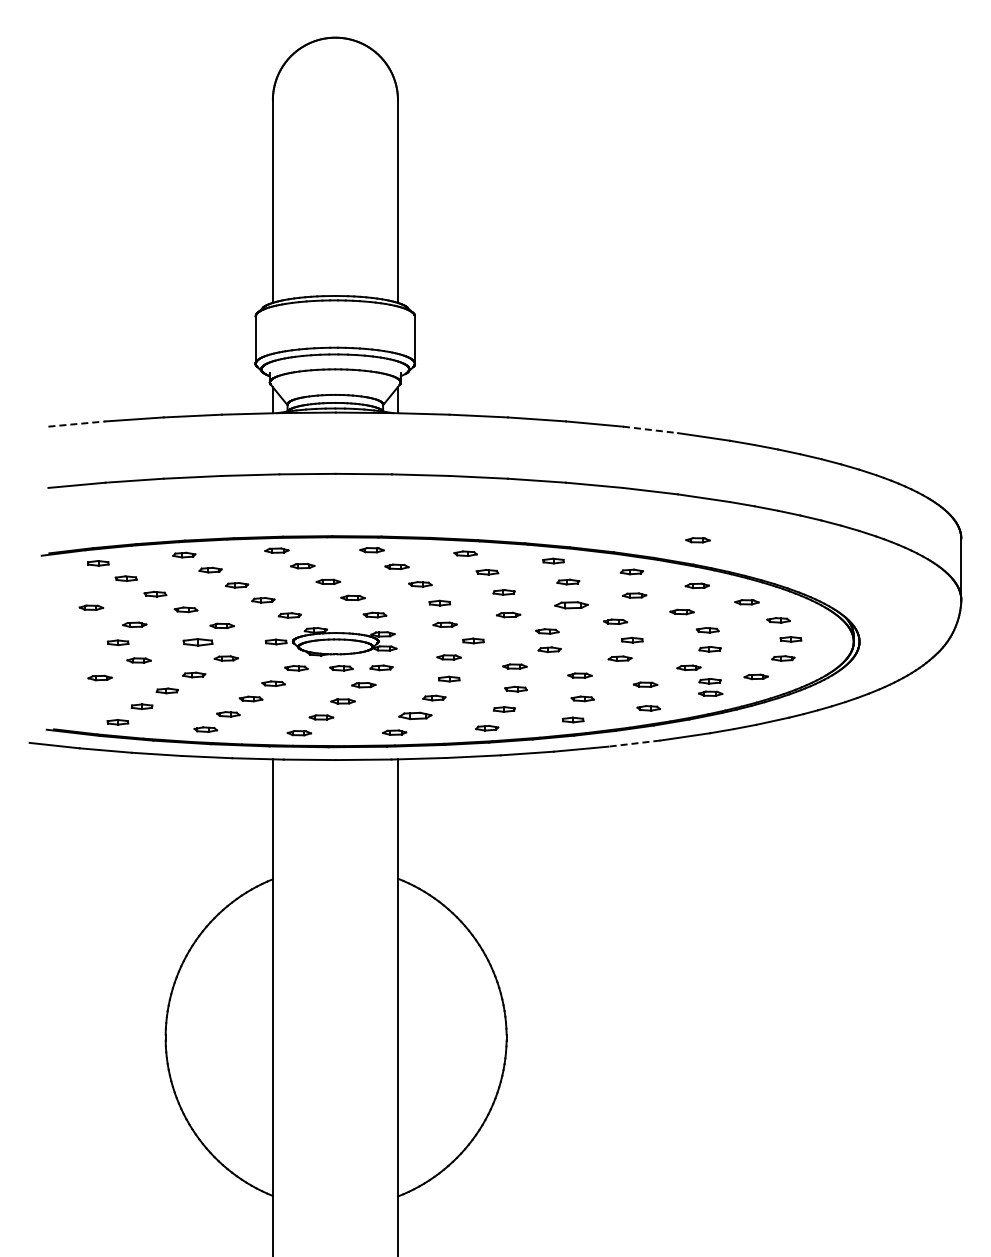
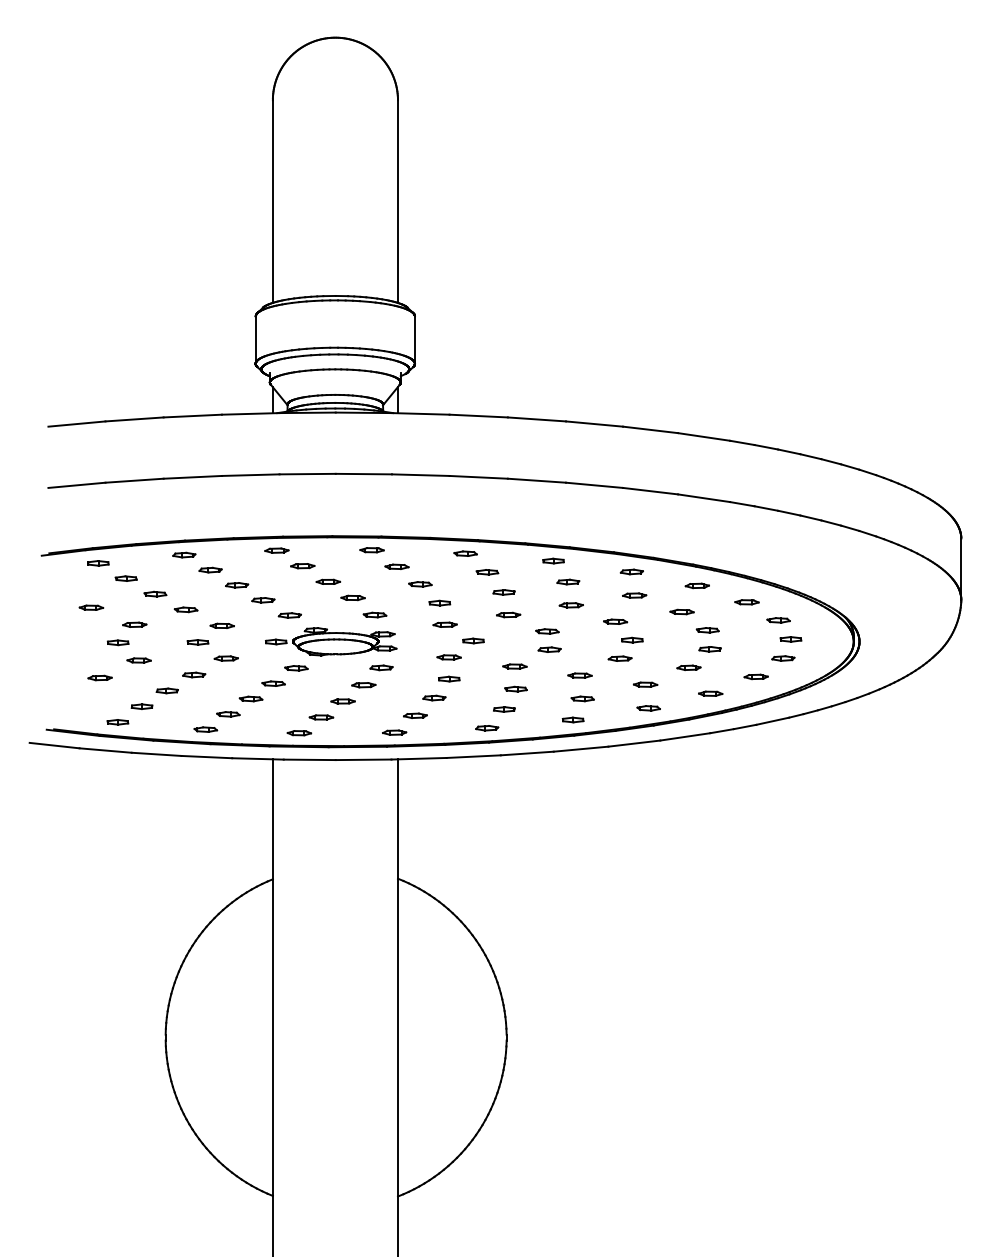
line: dashed -> solid (76, 424)
line: dashed -> solid (650, 429)
part: present -> none (697, 540)
part size: 35x9 px -> 26x7 px (570, 605)
part size: 32x9 px -> 24x7 px (197, 642)
part: present -> none (341, 668)
part: present -> none (709, 681)
part size: 35x10 px -> 25x7 px (415, 715)
line: dashed -> solid (633, 743)
